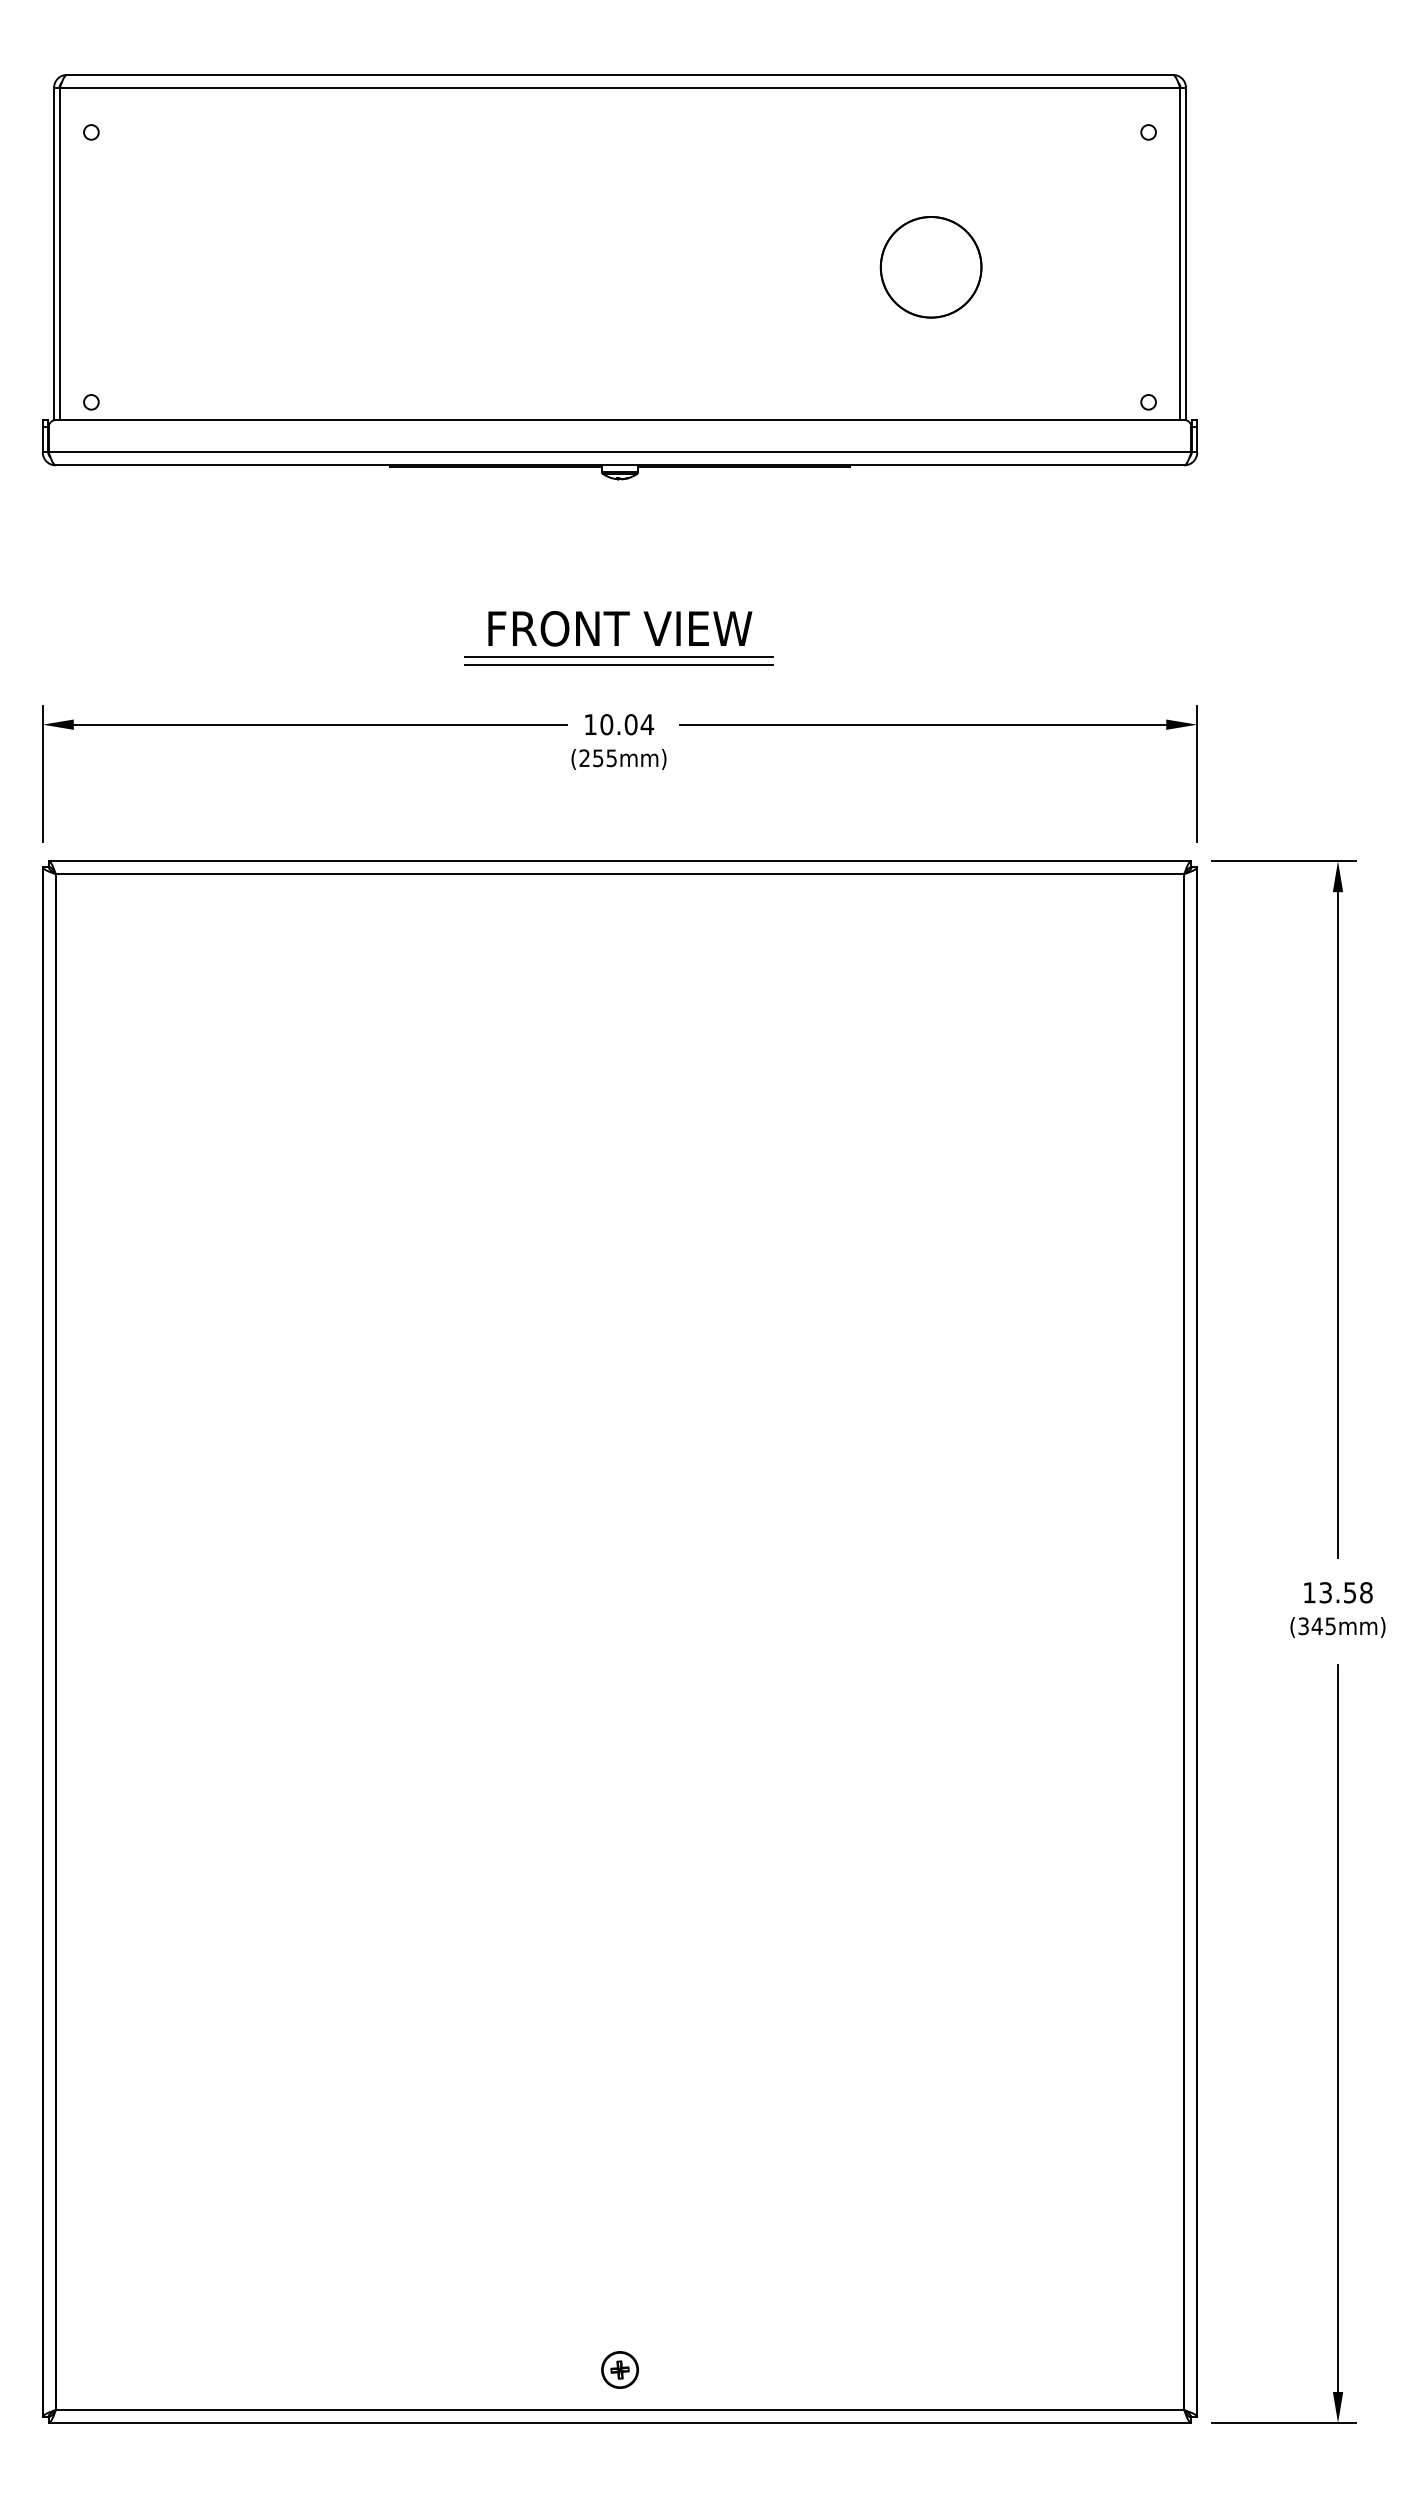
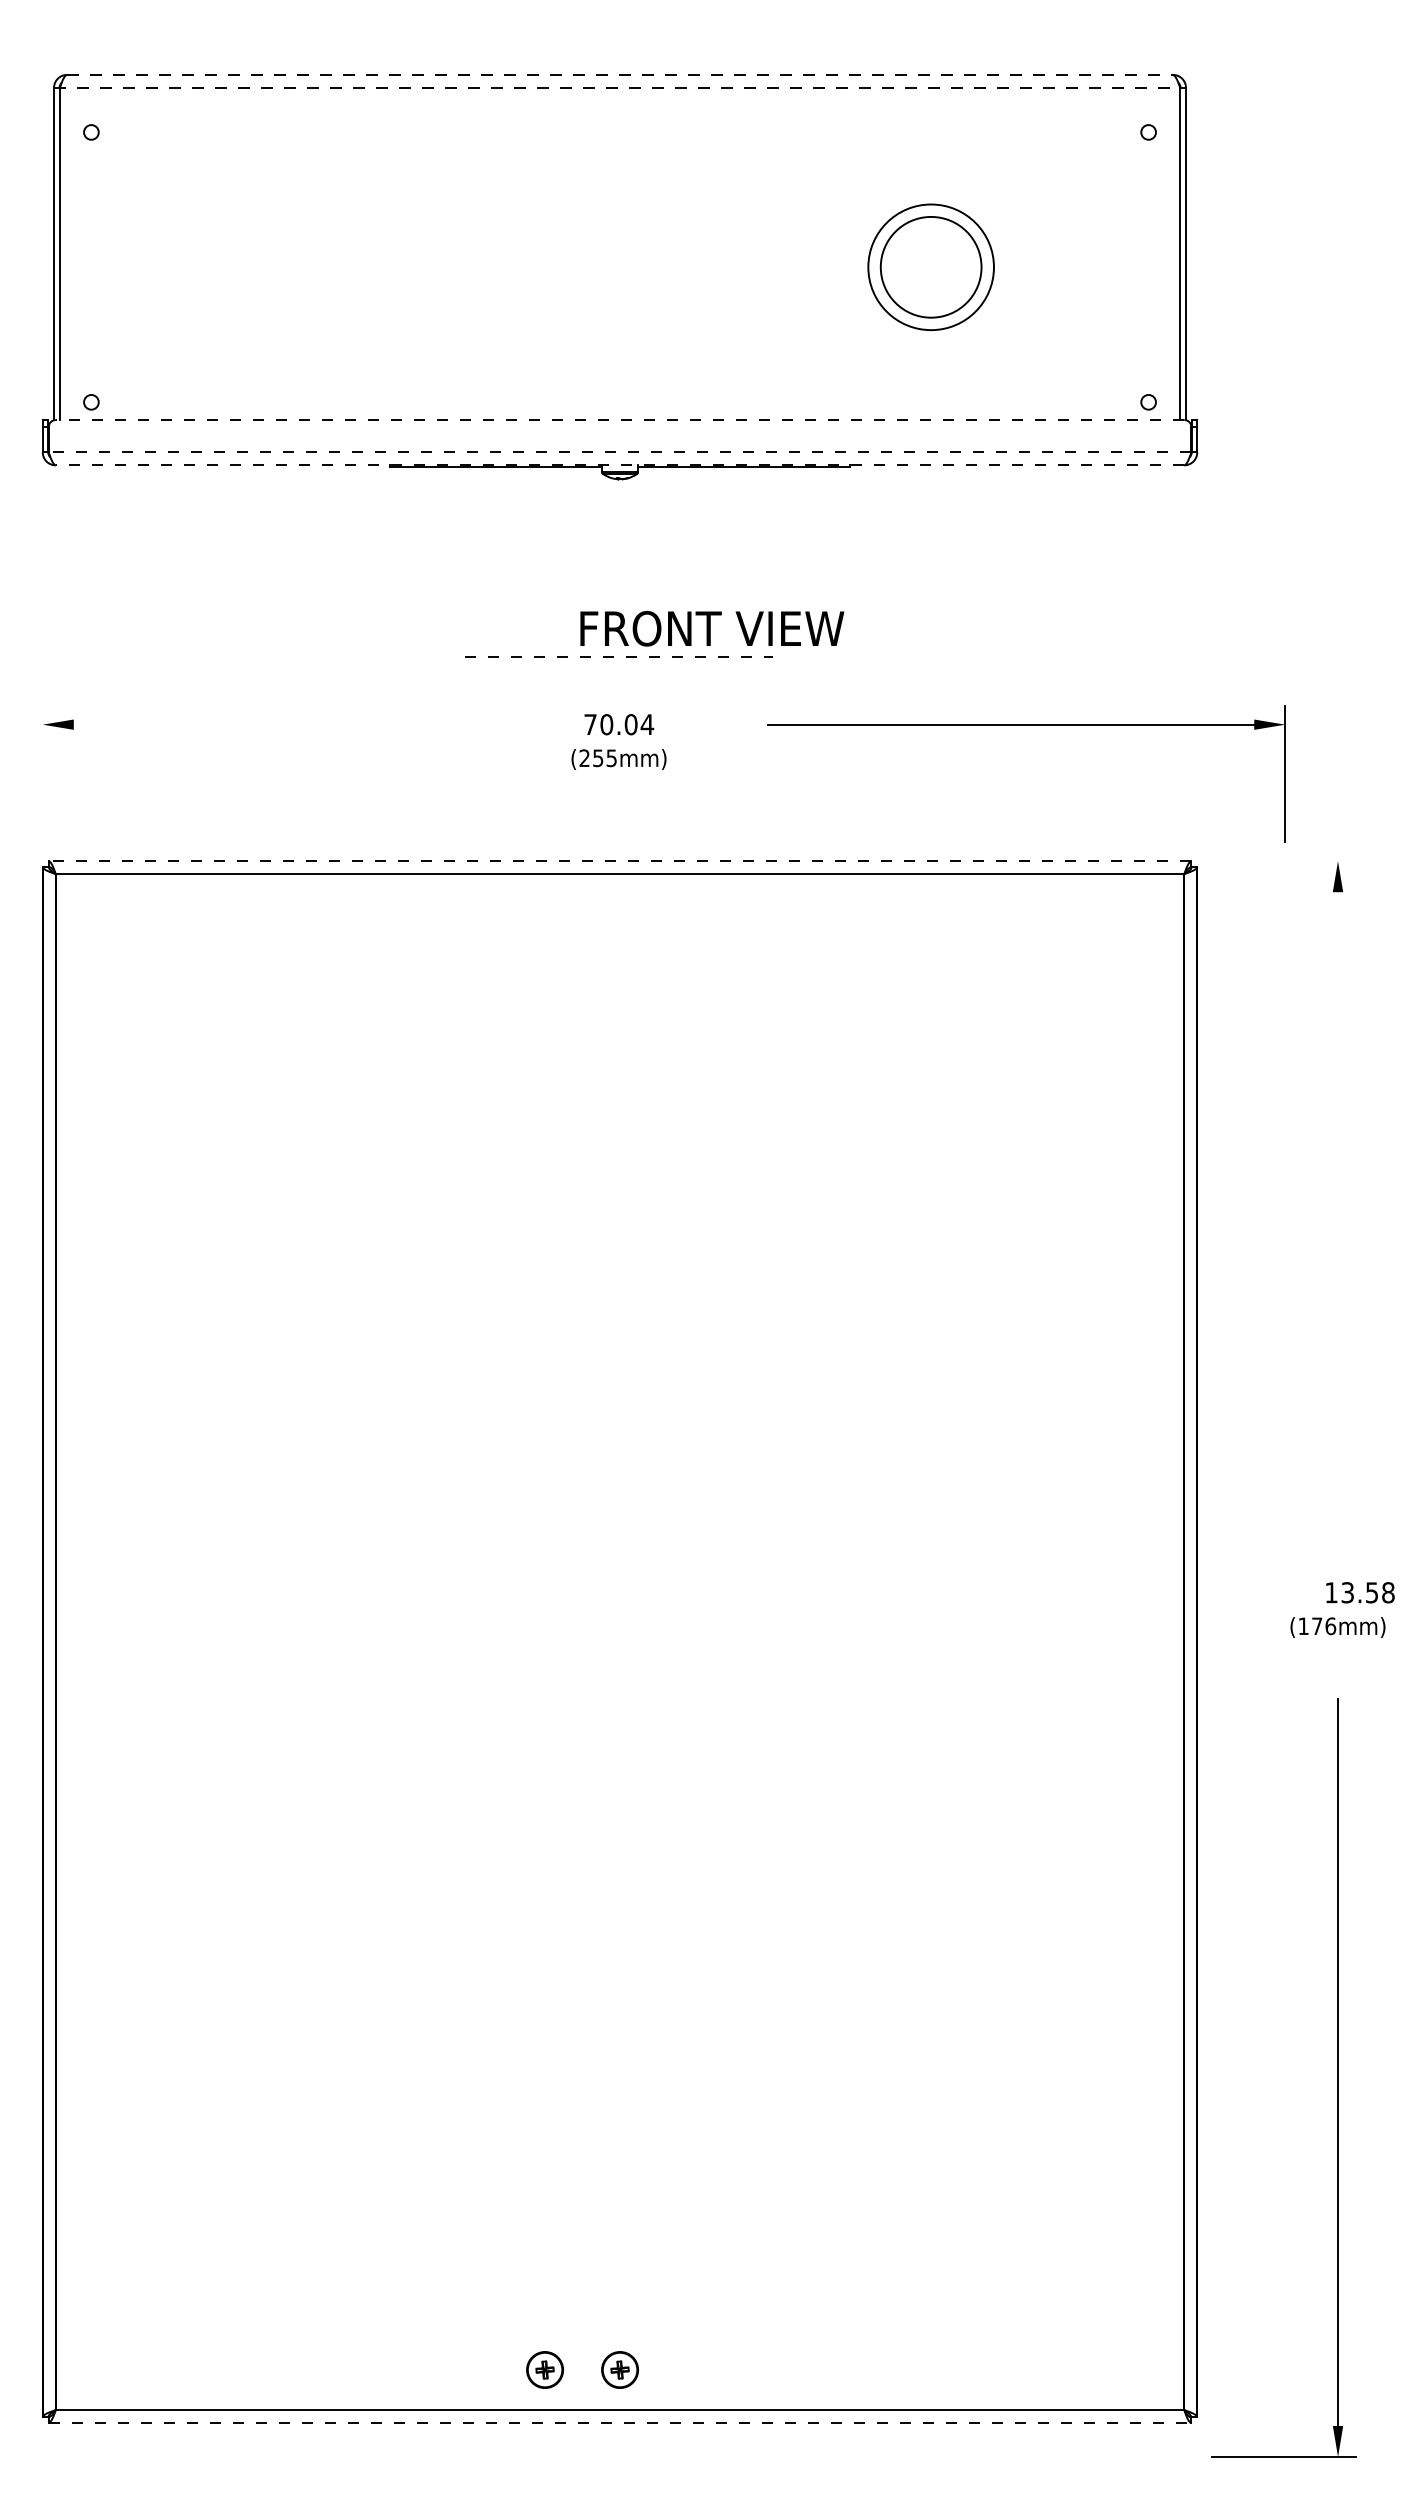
line: solid -> dashed (620, 74)
line: solid -> dashed (620, 87)
circle diameter: 101 px -> 126 px (930, 267)
line: solid -> dashed (619, 420)
line: solid -> dashed (619, 452)
line: solid -> dashed (619, 465)
text position: (620, 628) -> (712, 628) (712, 628)
line: solid -> dashed (619, 657)
line: present -> none (618, 665)
line: present -> none (315, 724)
text: 10.04 -> 70.04 (590, 724)
part position: (938, 725) -> (1026, 725) (1026, 725)
line: present -> none (42, 773)
line: solid -> dashed (619, 861)
line: present -> none (1283, 861)
line: present -> none (1338, 1219)
text position: (1338, 1592) -> (1360, 1592) (1360, 1592)
text: (345mm) -> (176mm) (1317, 1626)
part position: (1337, 2043) -> (1337, 2077) (1337, 2077)
part: none -> present (544, 2369)
line: solid -> dashed (620, 2423)
